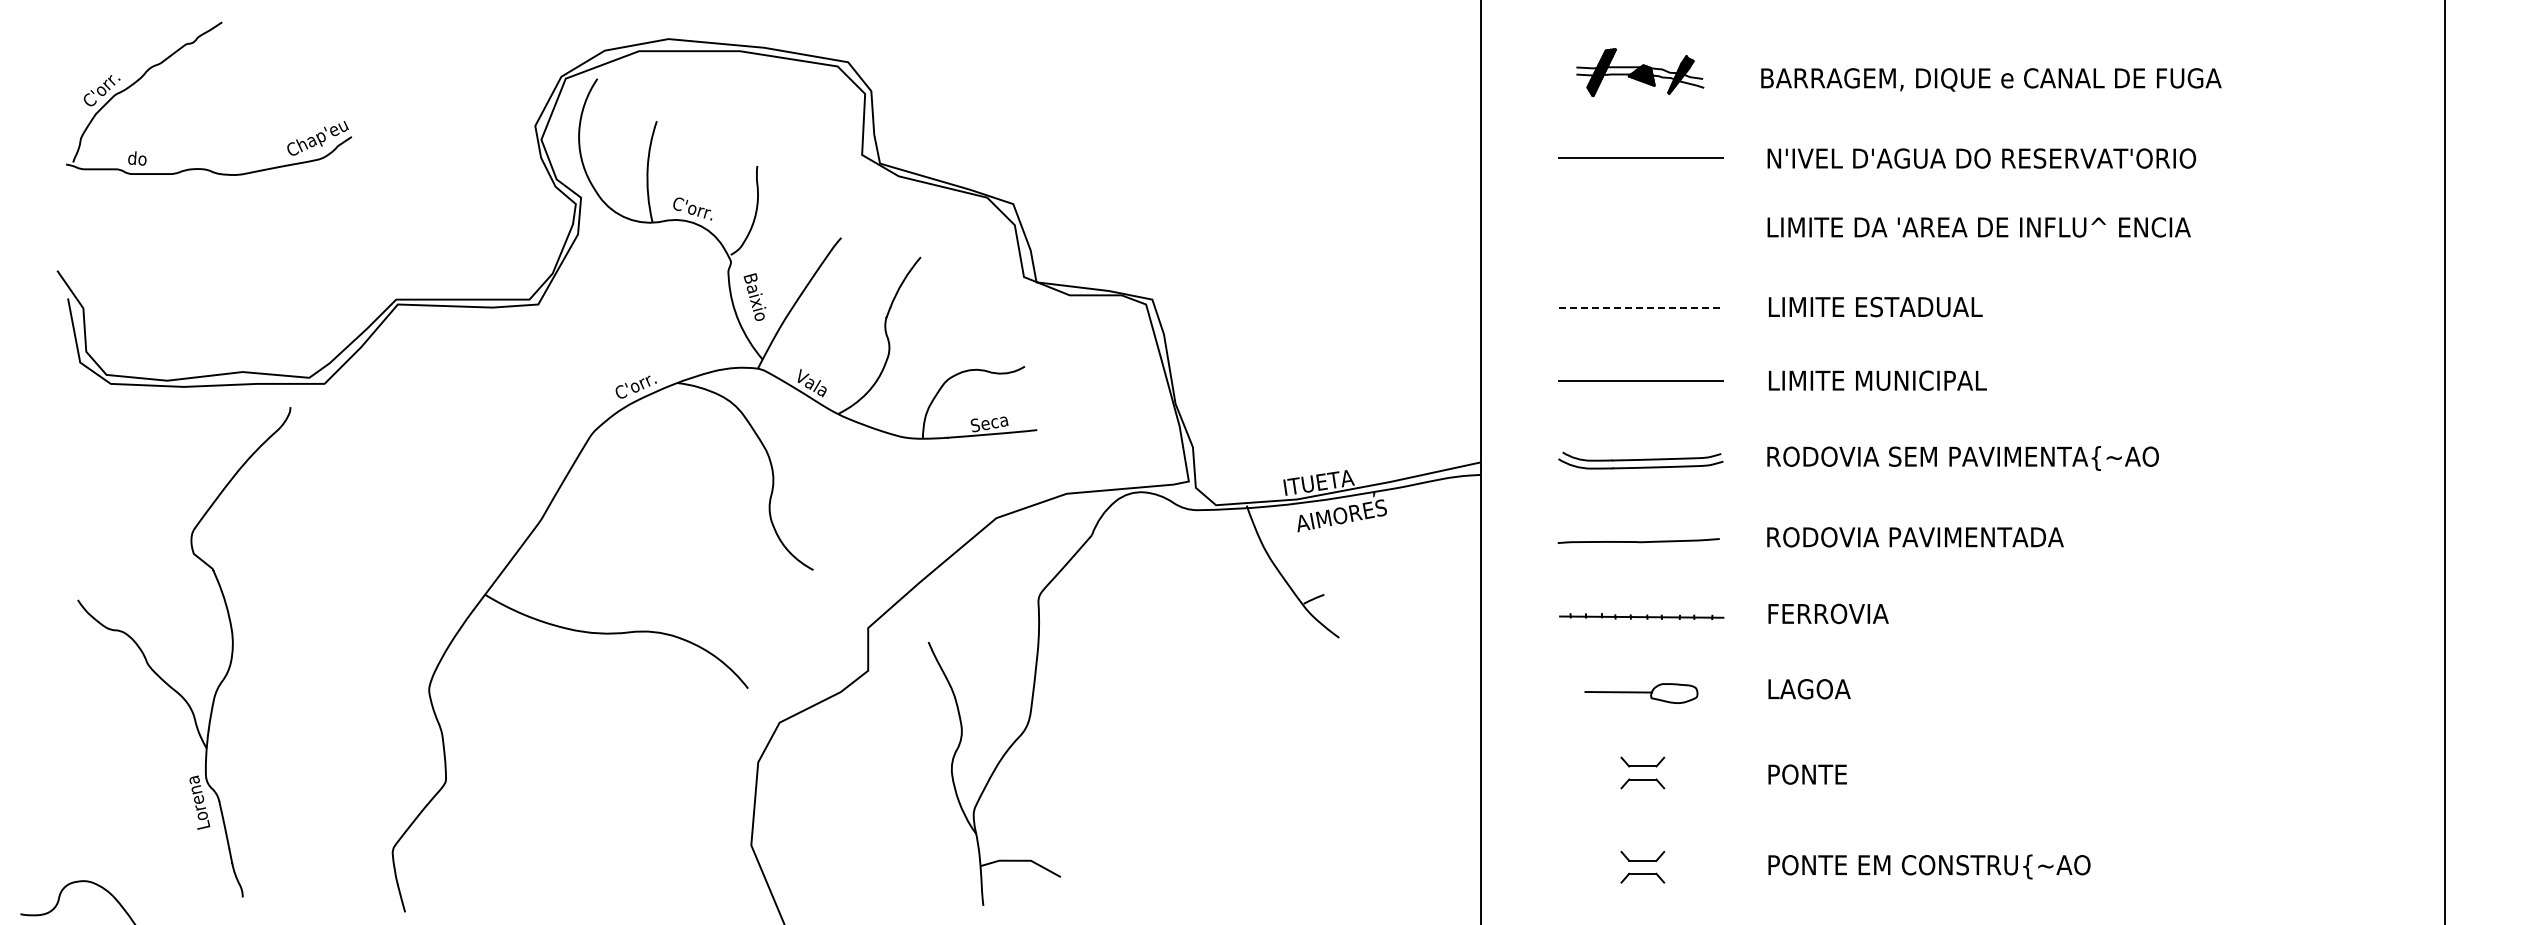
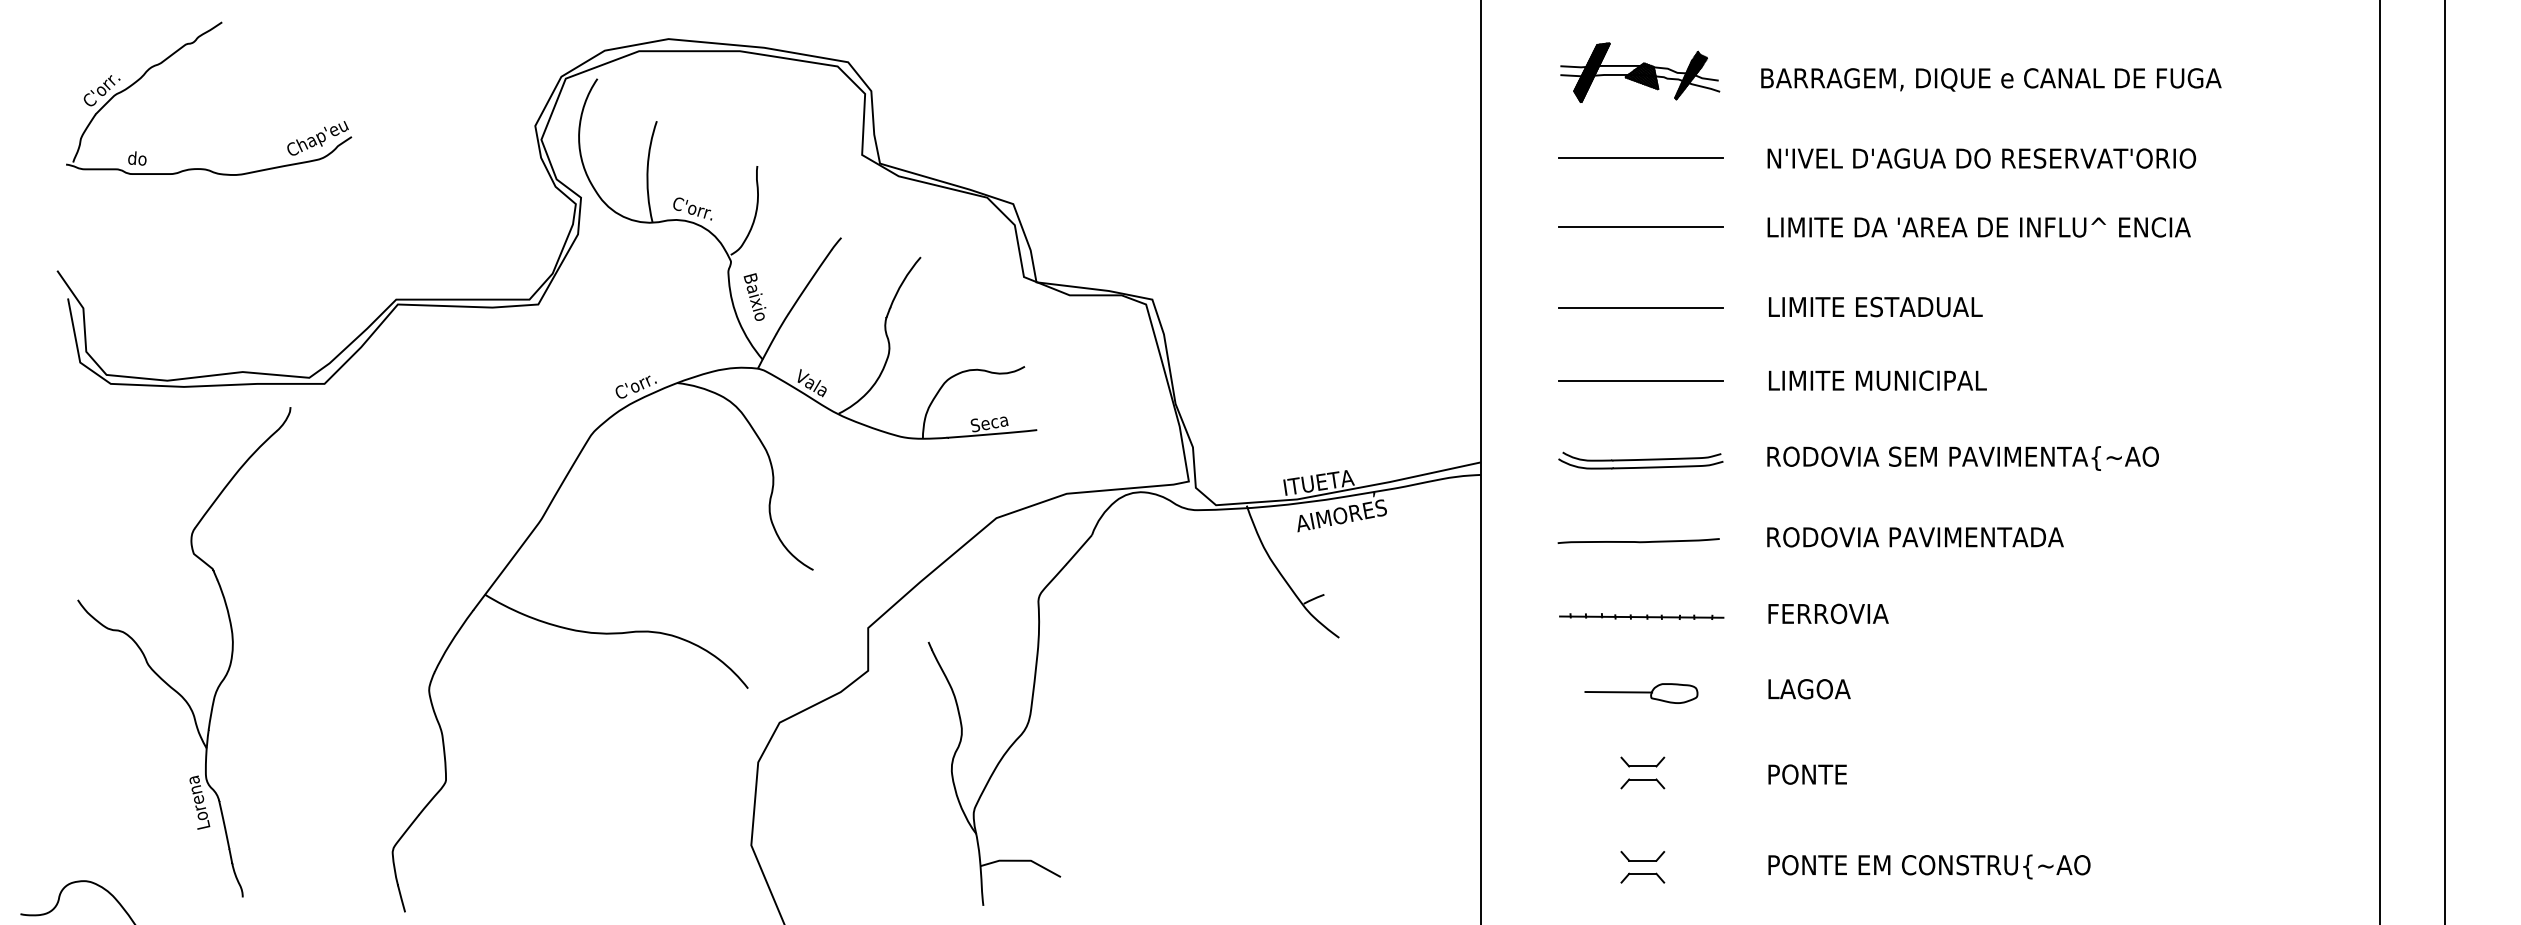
part size: 129x49 px -> 161x61 px (1640, 72)
line: none -> present (1640, 226)
line: dashed -> solid (1641, 307)
line: none -> present (2379, 461)
